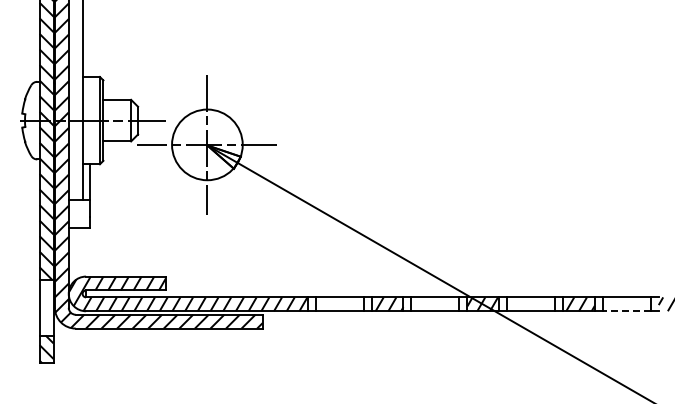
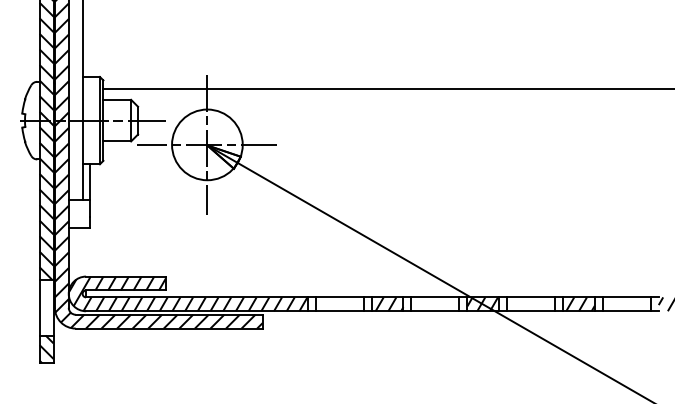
line: none -> present (387, 89)
line: dashed -> solid (626, 311)
